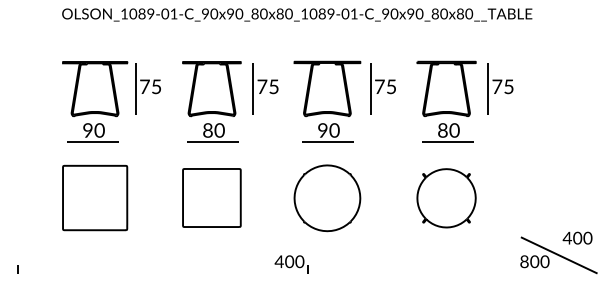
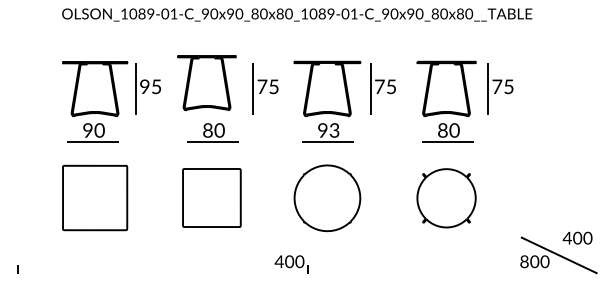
text: 75 -> 95 (144, 86)
part position: (211, 89) -> (206, 83) (206, 83)
text: 90 -> 93 (334, 130)
